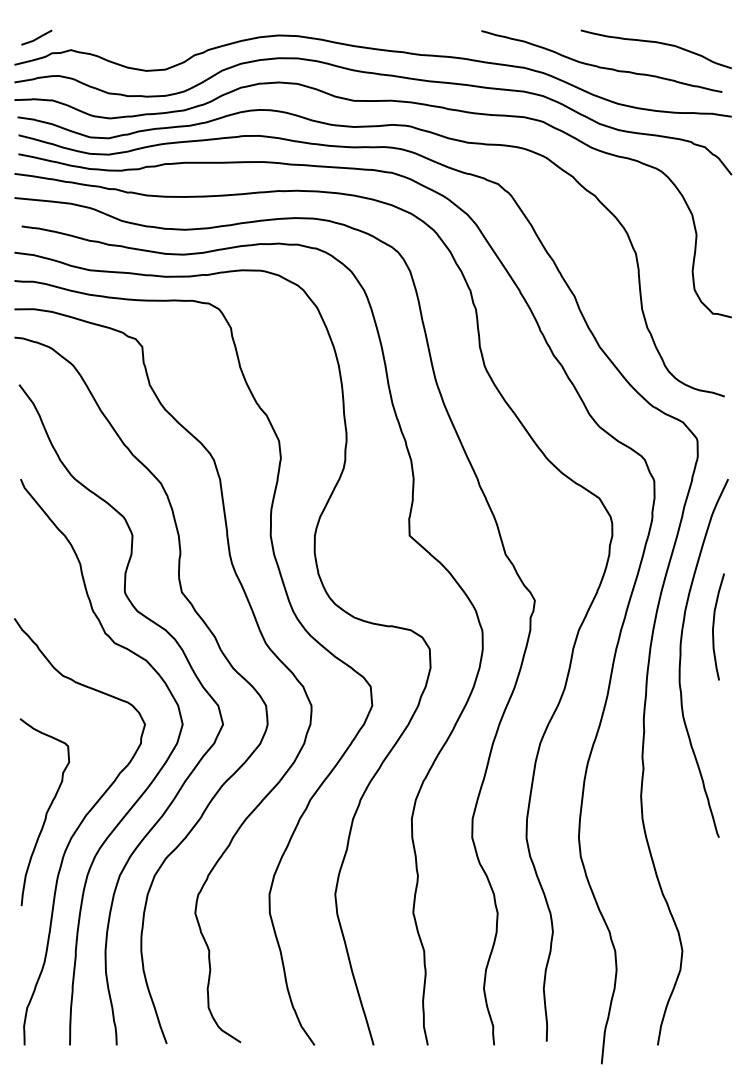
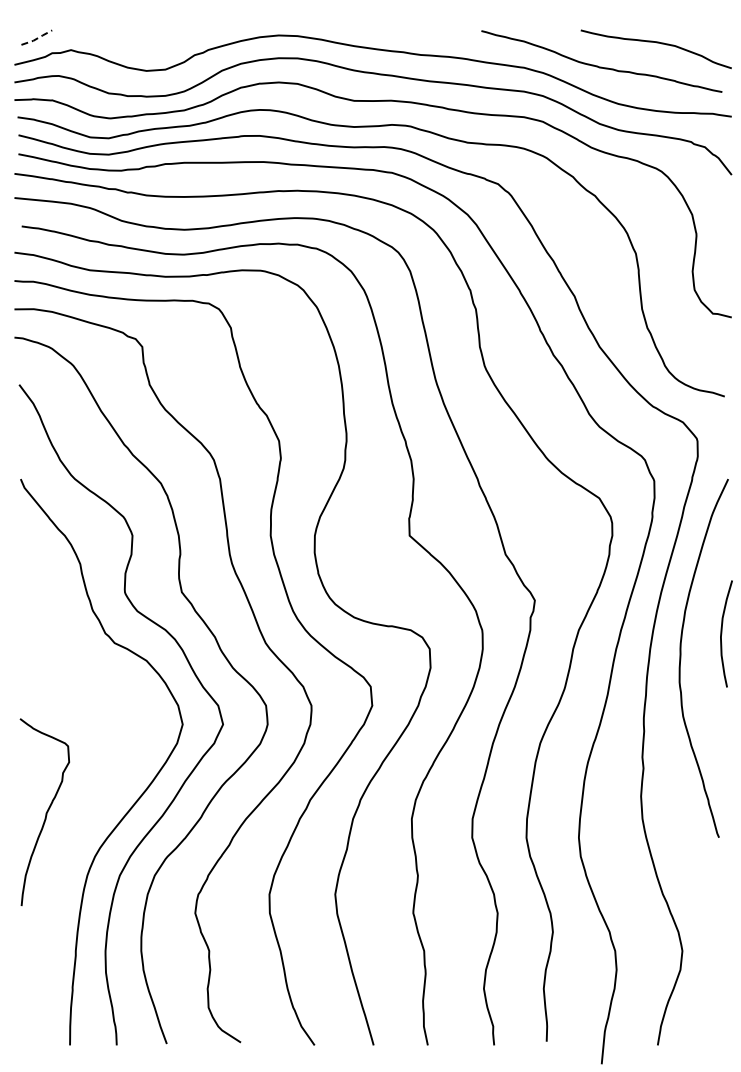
line: solid -> dashed (37, 38)
curve position: (714, 626) -> (722, 633) (722, 633)
curve: present -> none (78, 829)
